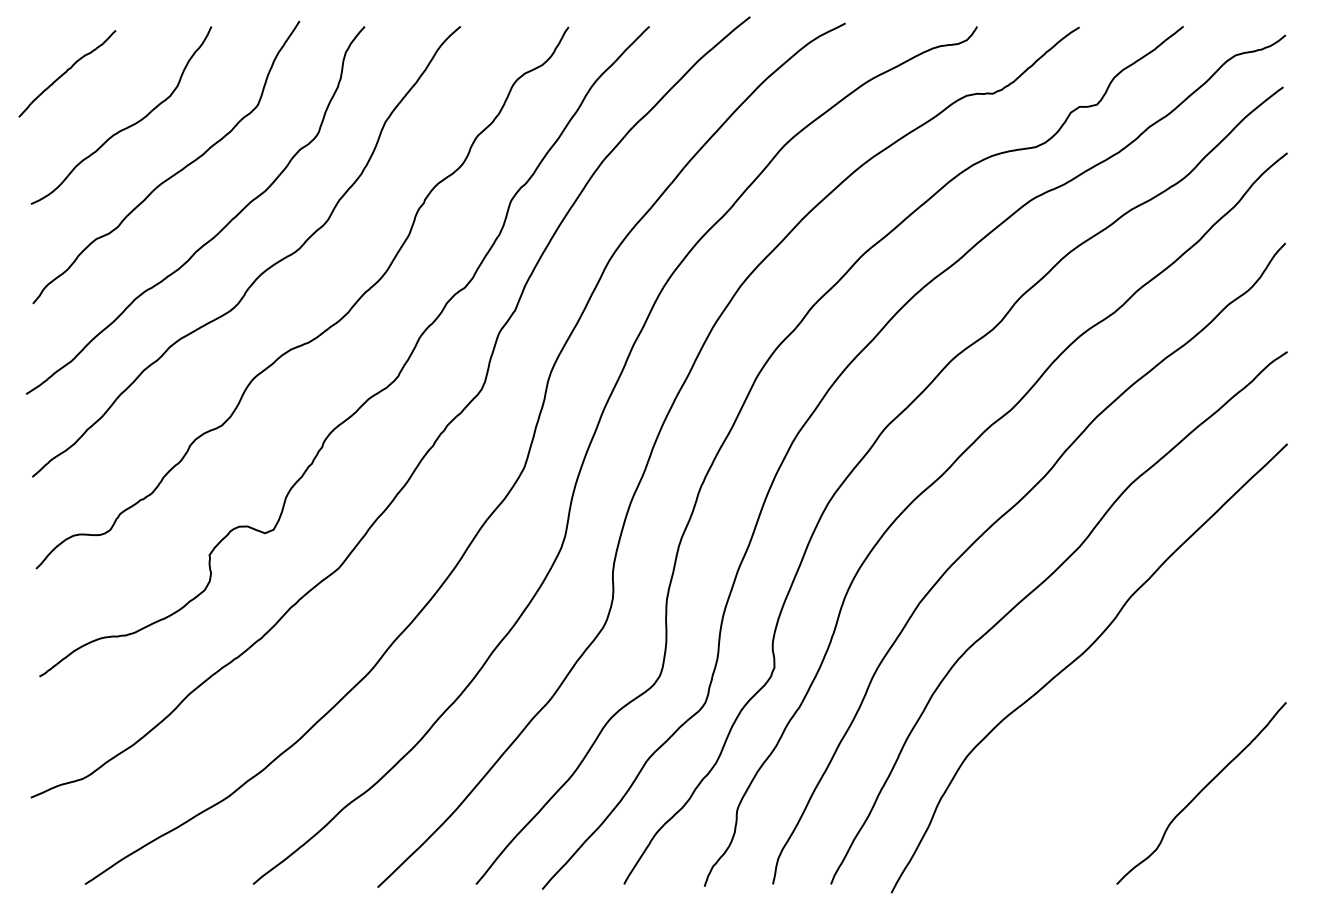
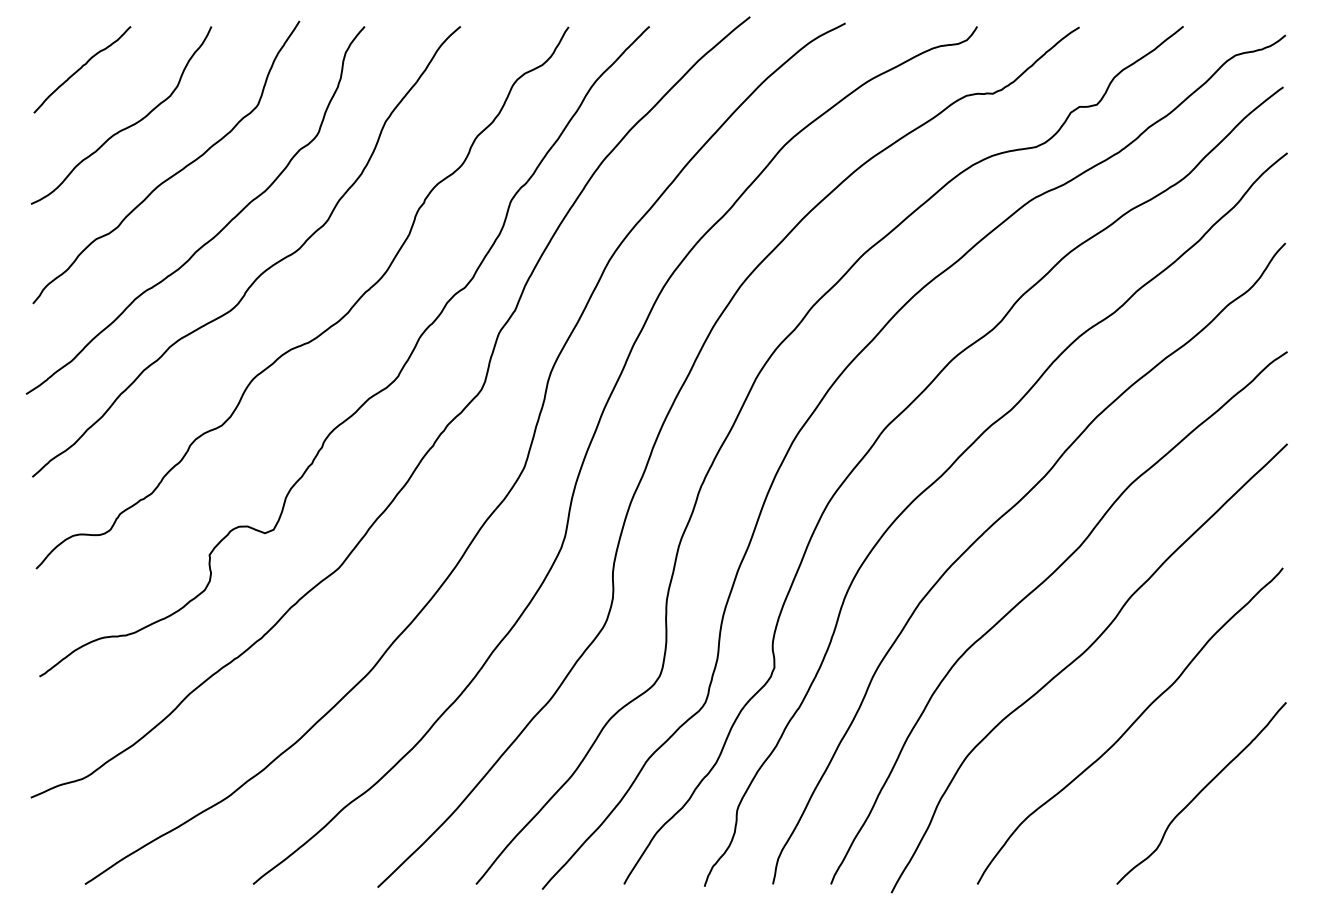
curve position: (66, 72) -> (81, 68) (81, 68)
curve: none -> present (1130, 725)
